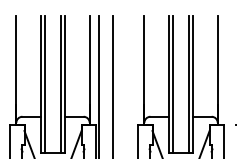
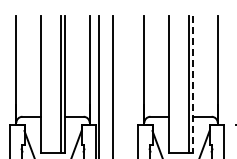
line: present -> none (44, 84)
line: present -> none (172, 84)
line: solid -> dashed (193, 84)
